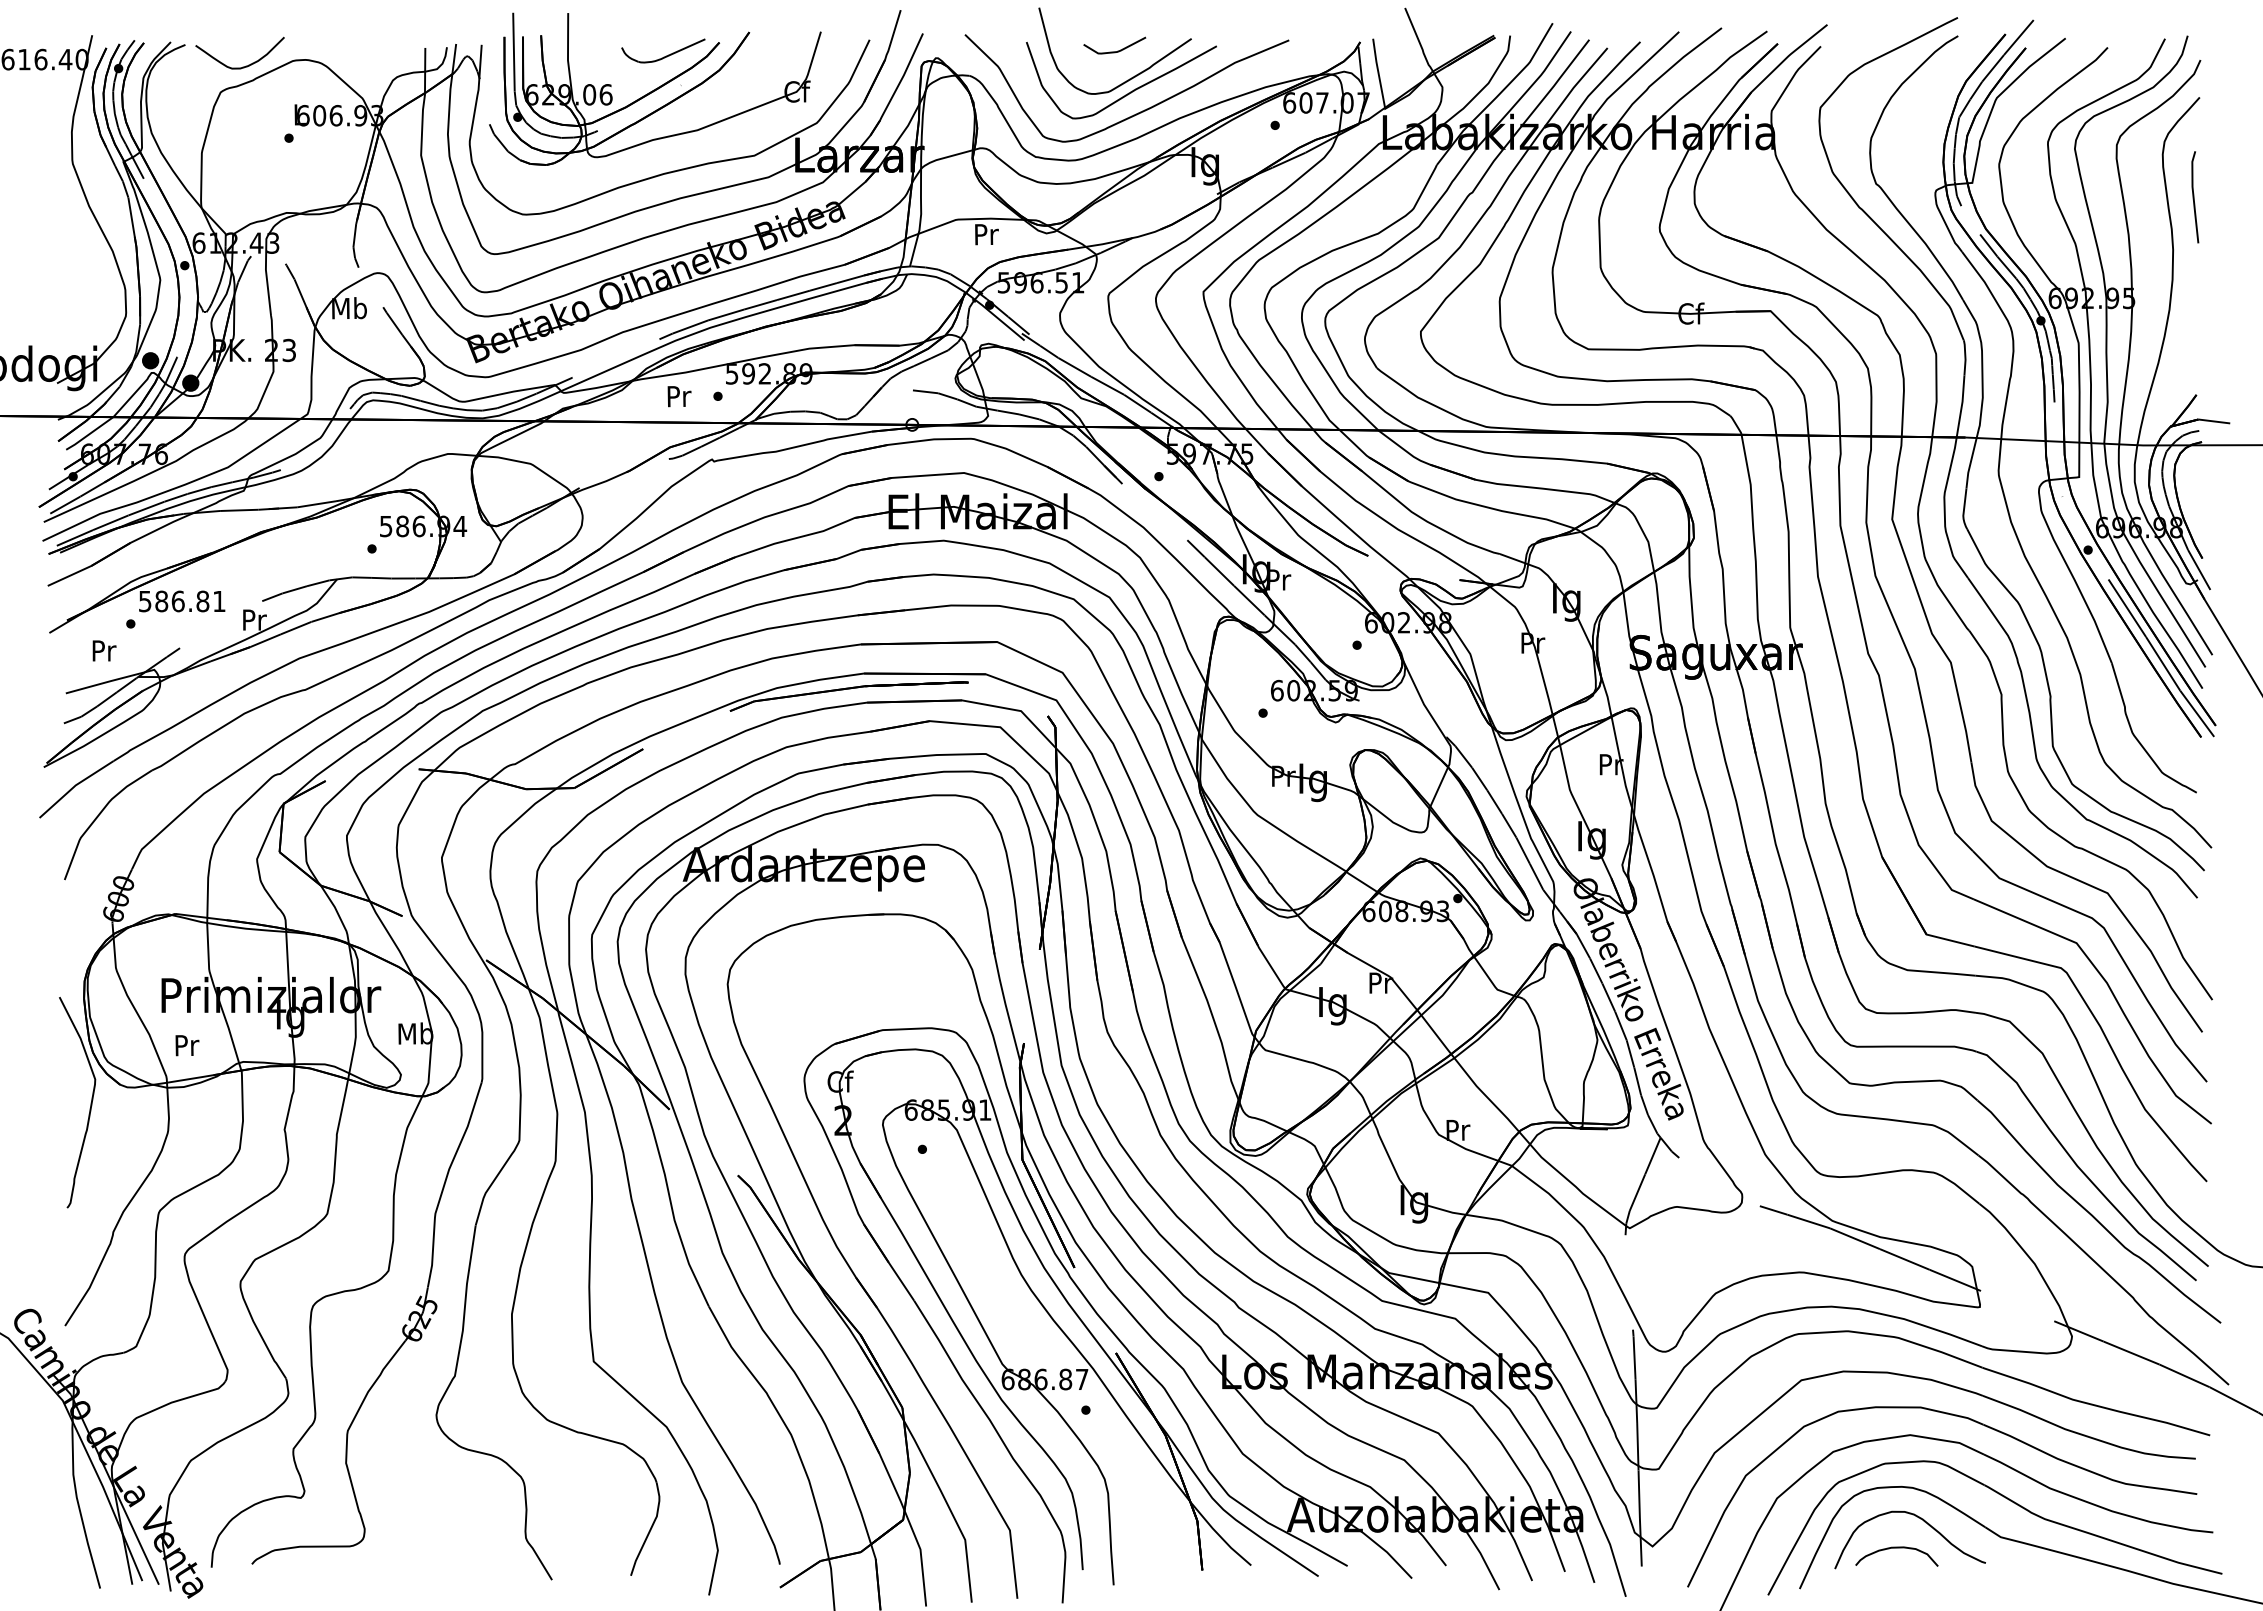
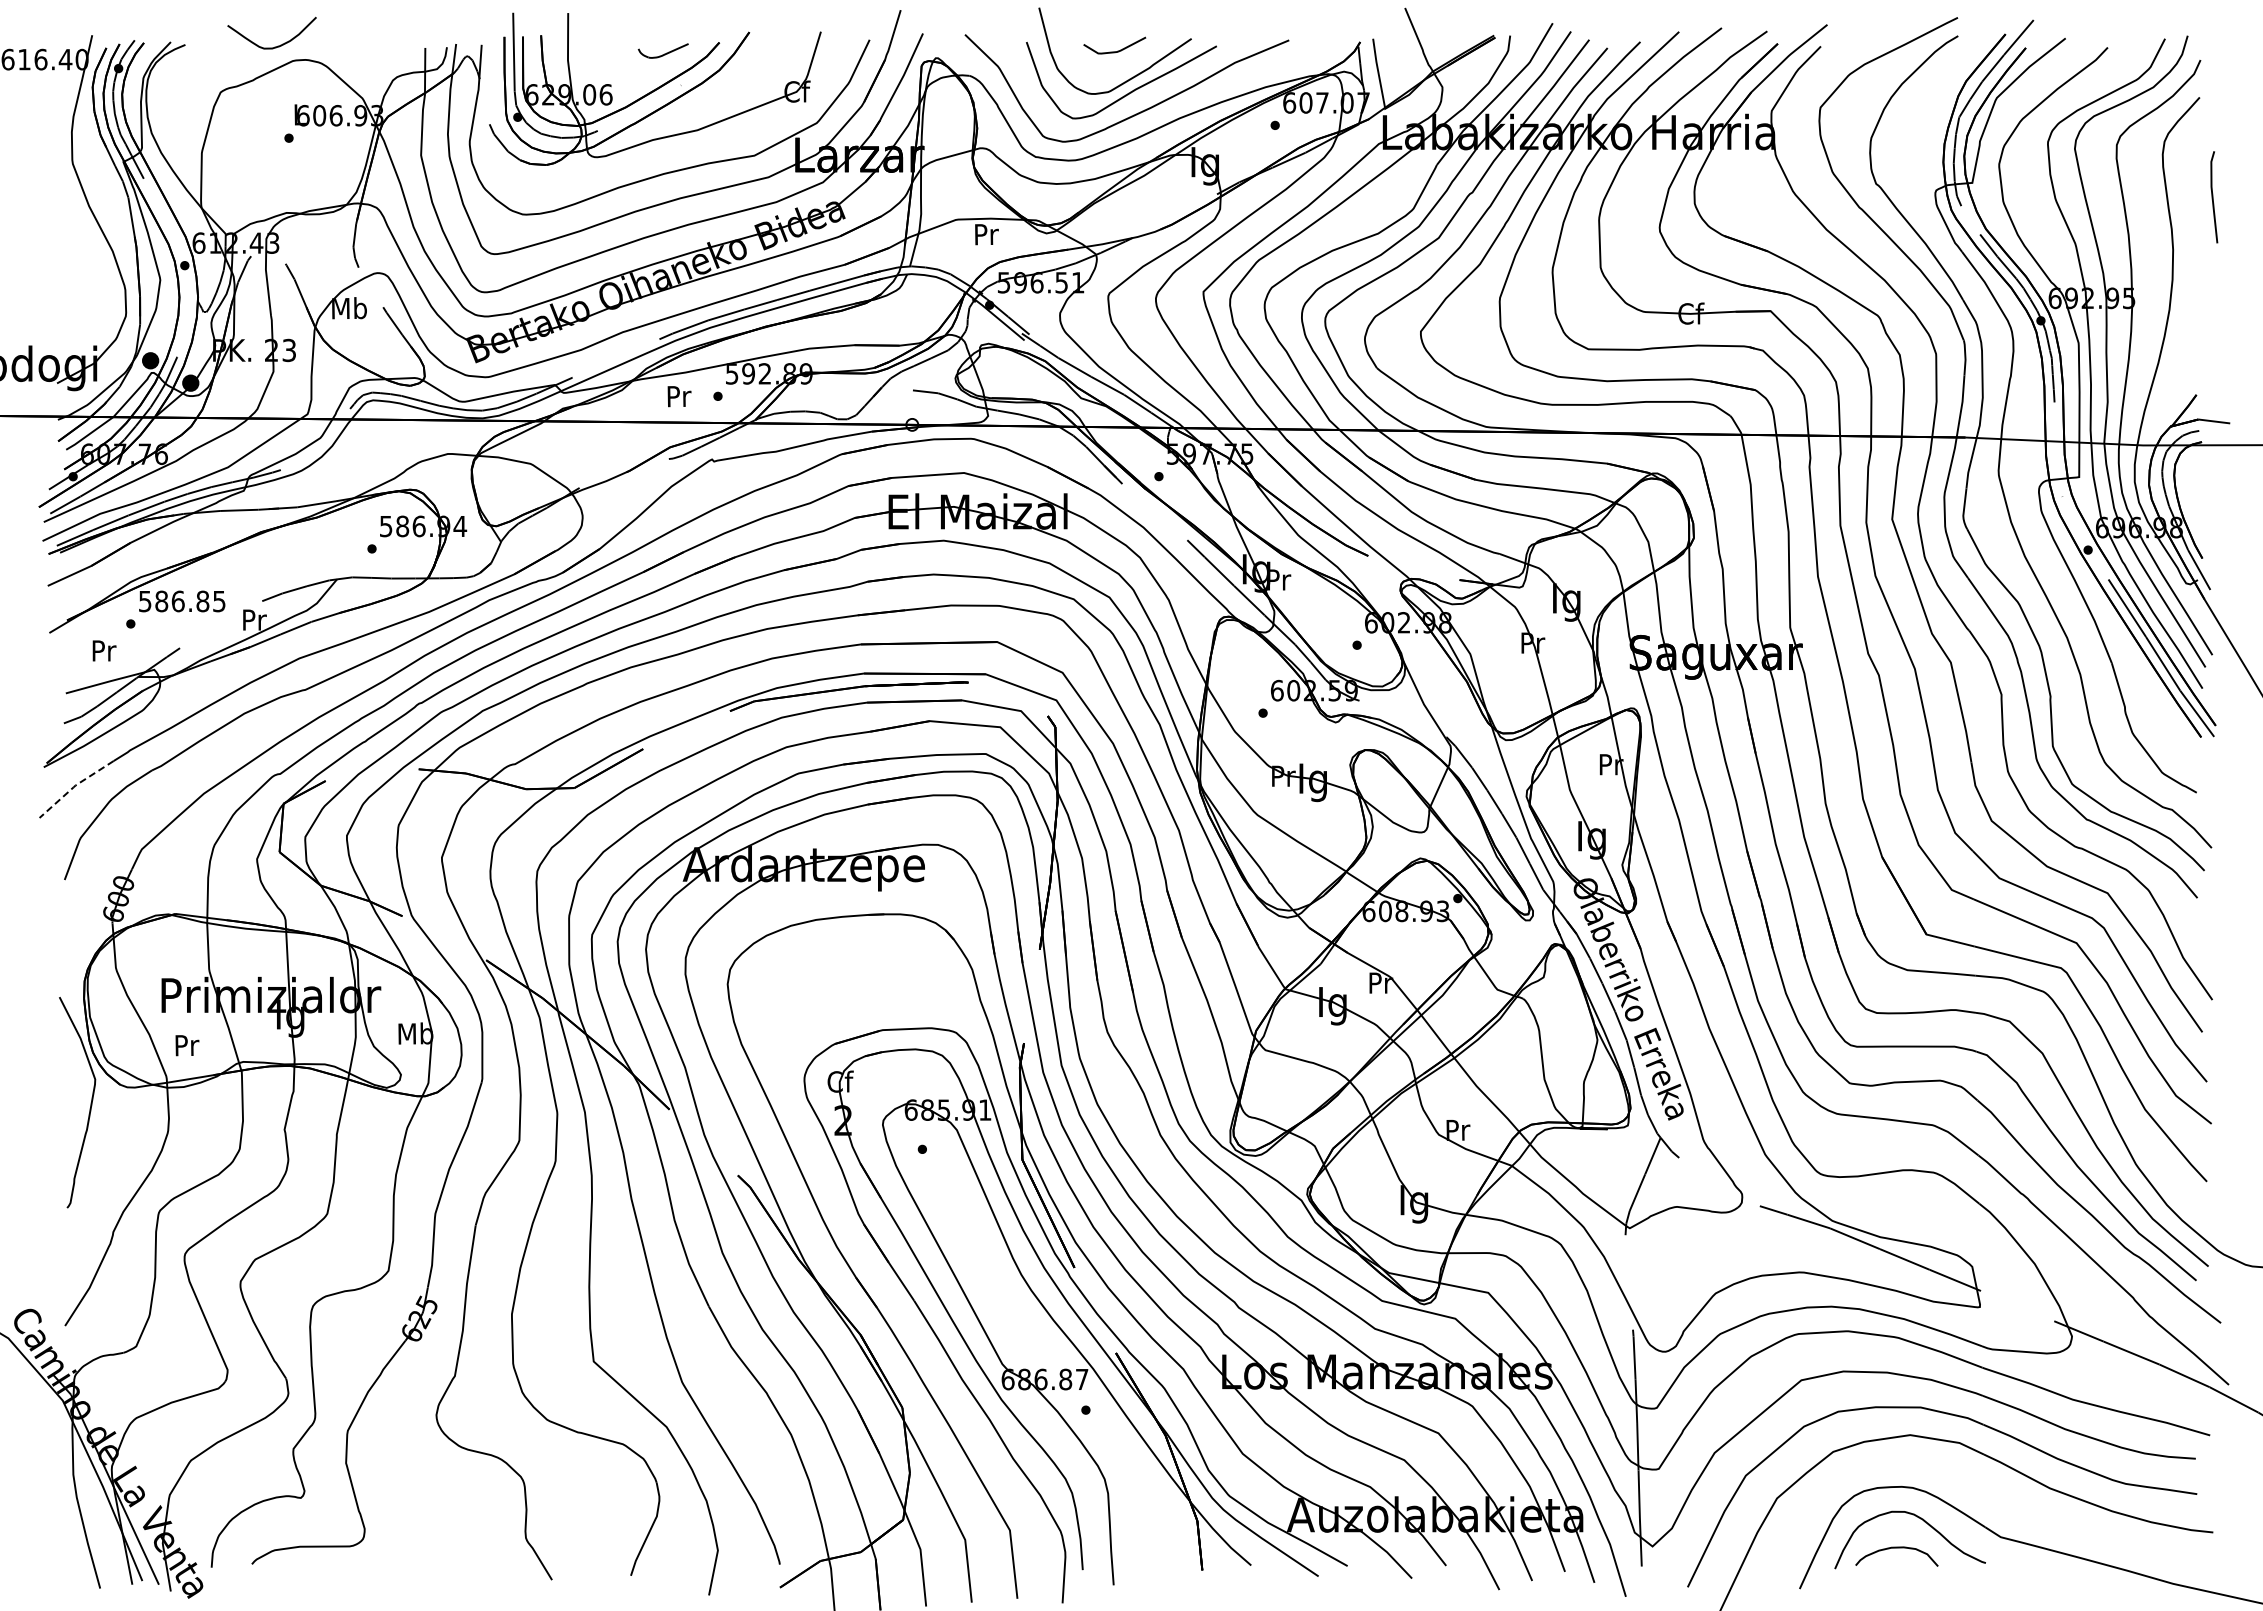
part size: 85x26 px -> 52x16 px (662, 50)
curve position: (242, 66) -> (274, 46) (274, 46)
line position: (2194, 197) -> (2213, 197) (2213, 197)
text: 586.81 -> 586.85 (219, 601)
line: solid -> dashed (74, 786)
part: present -> none (2008, 1500)
